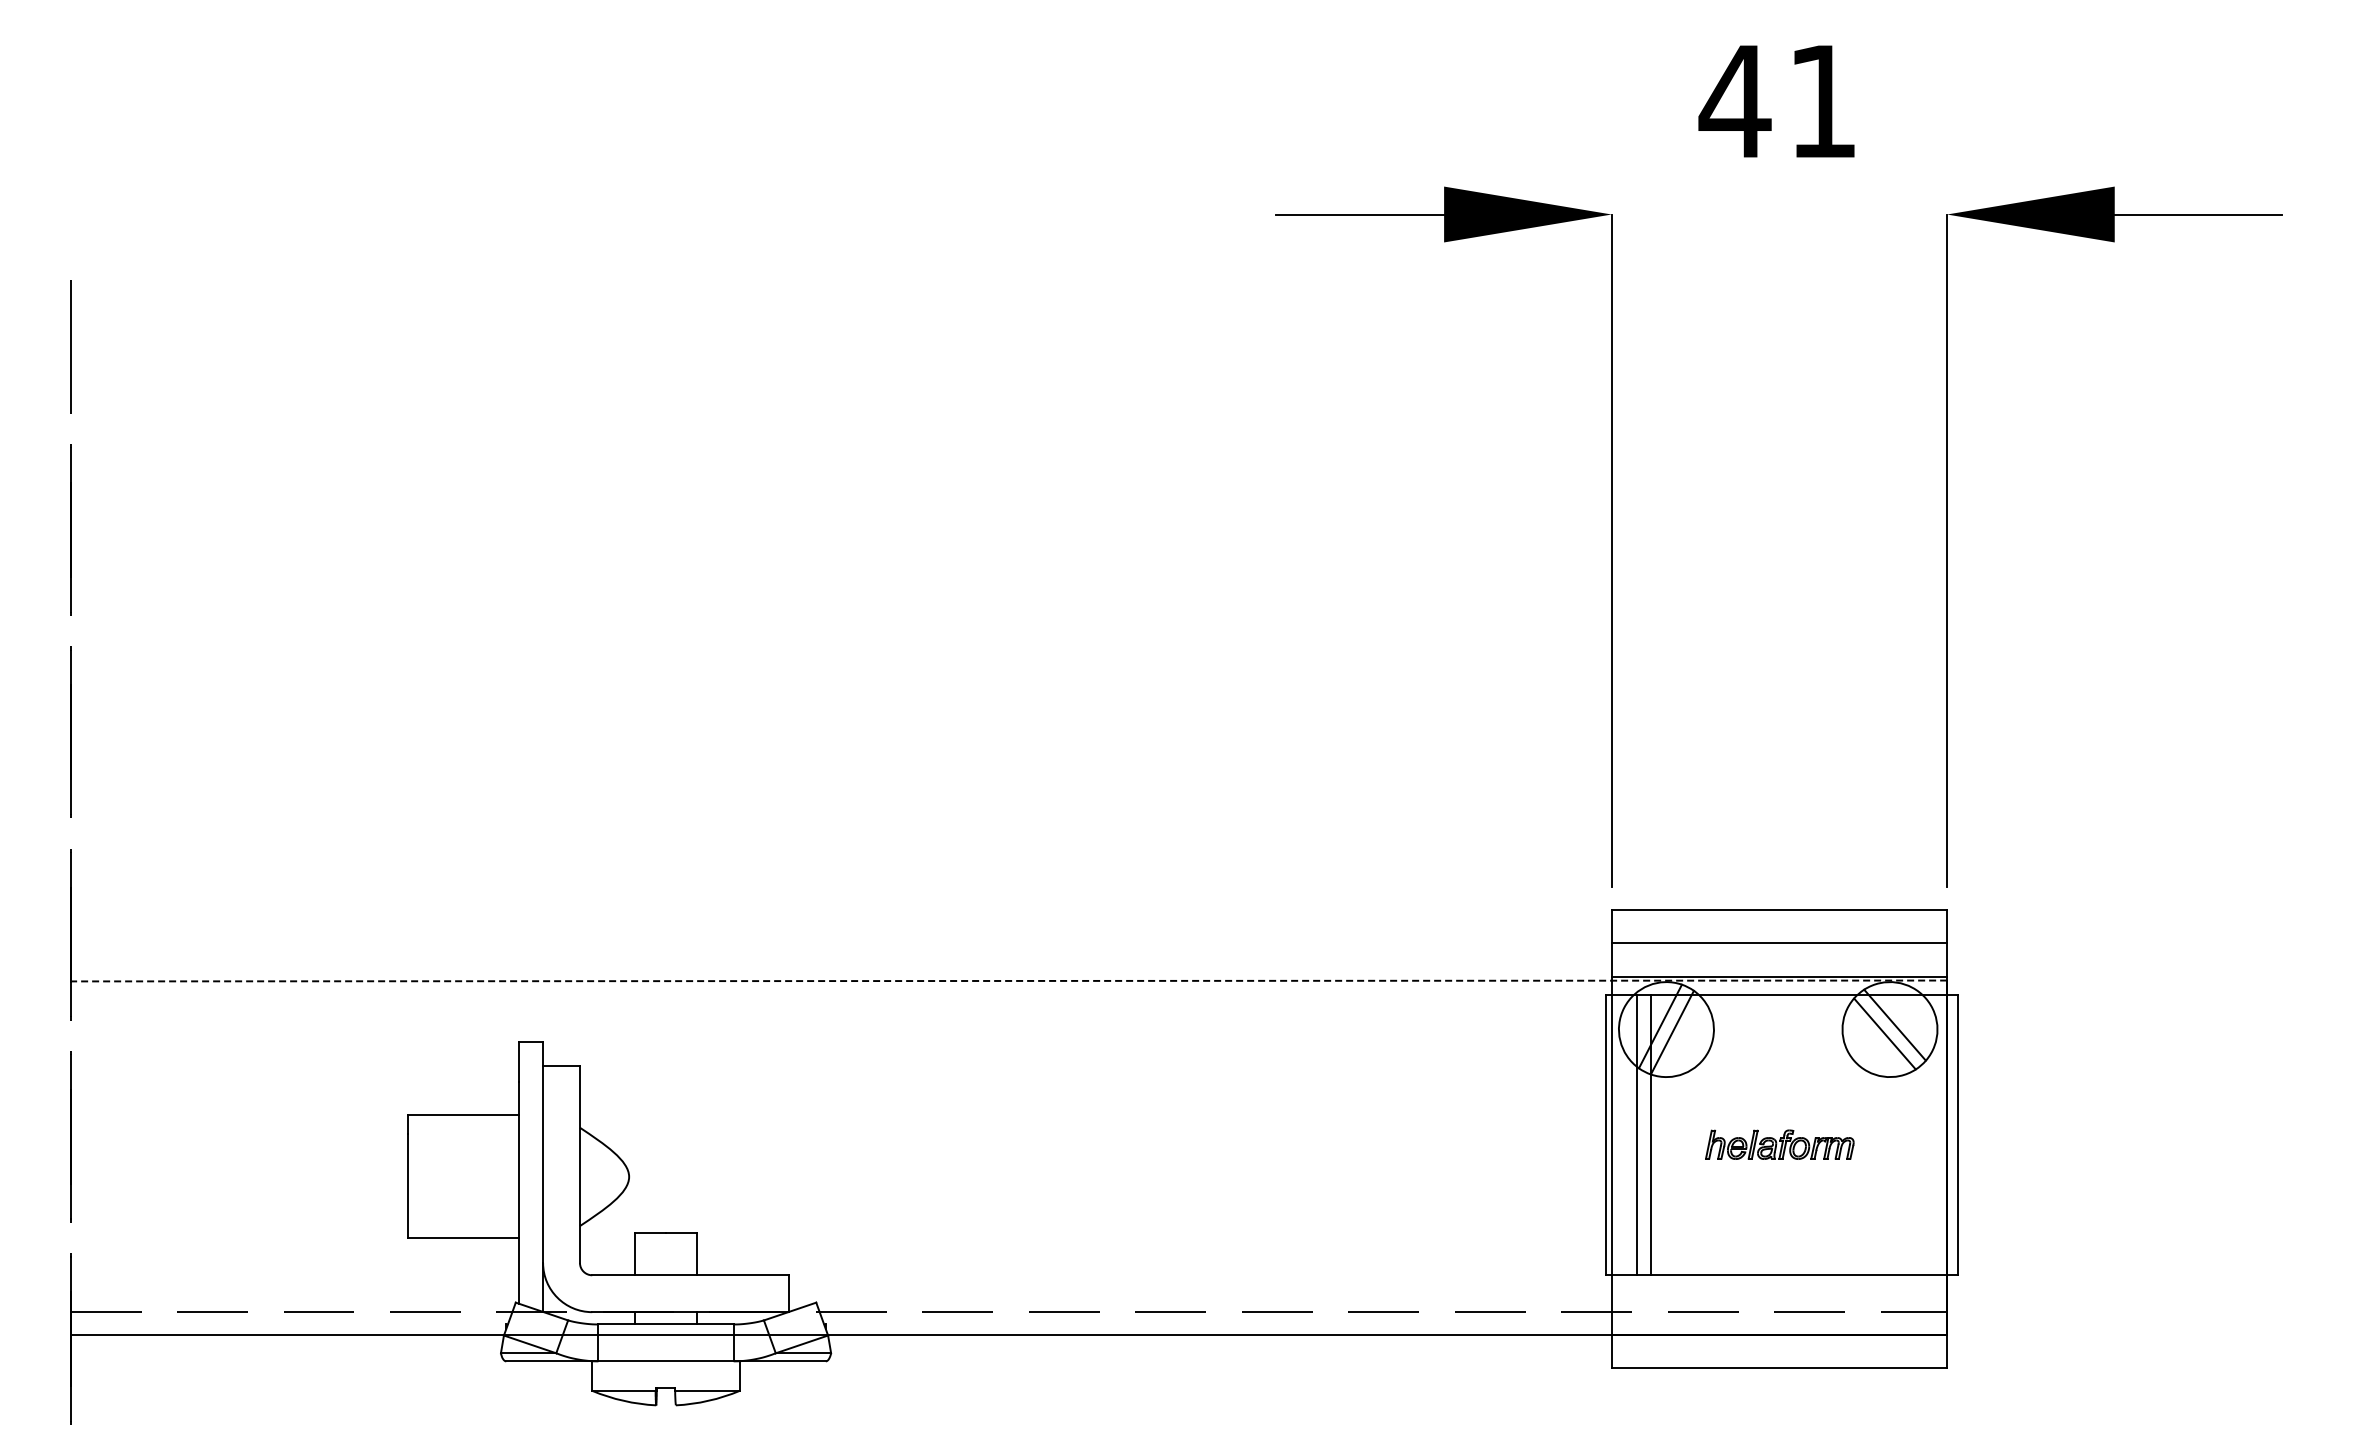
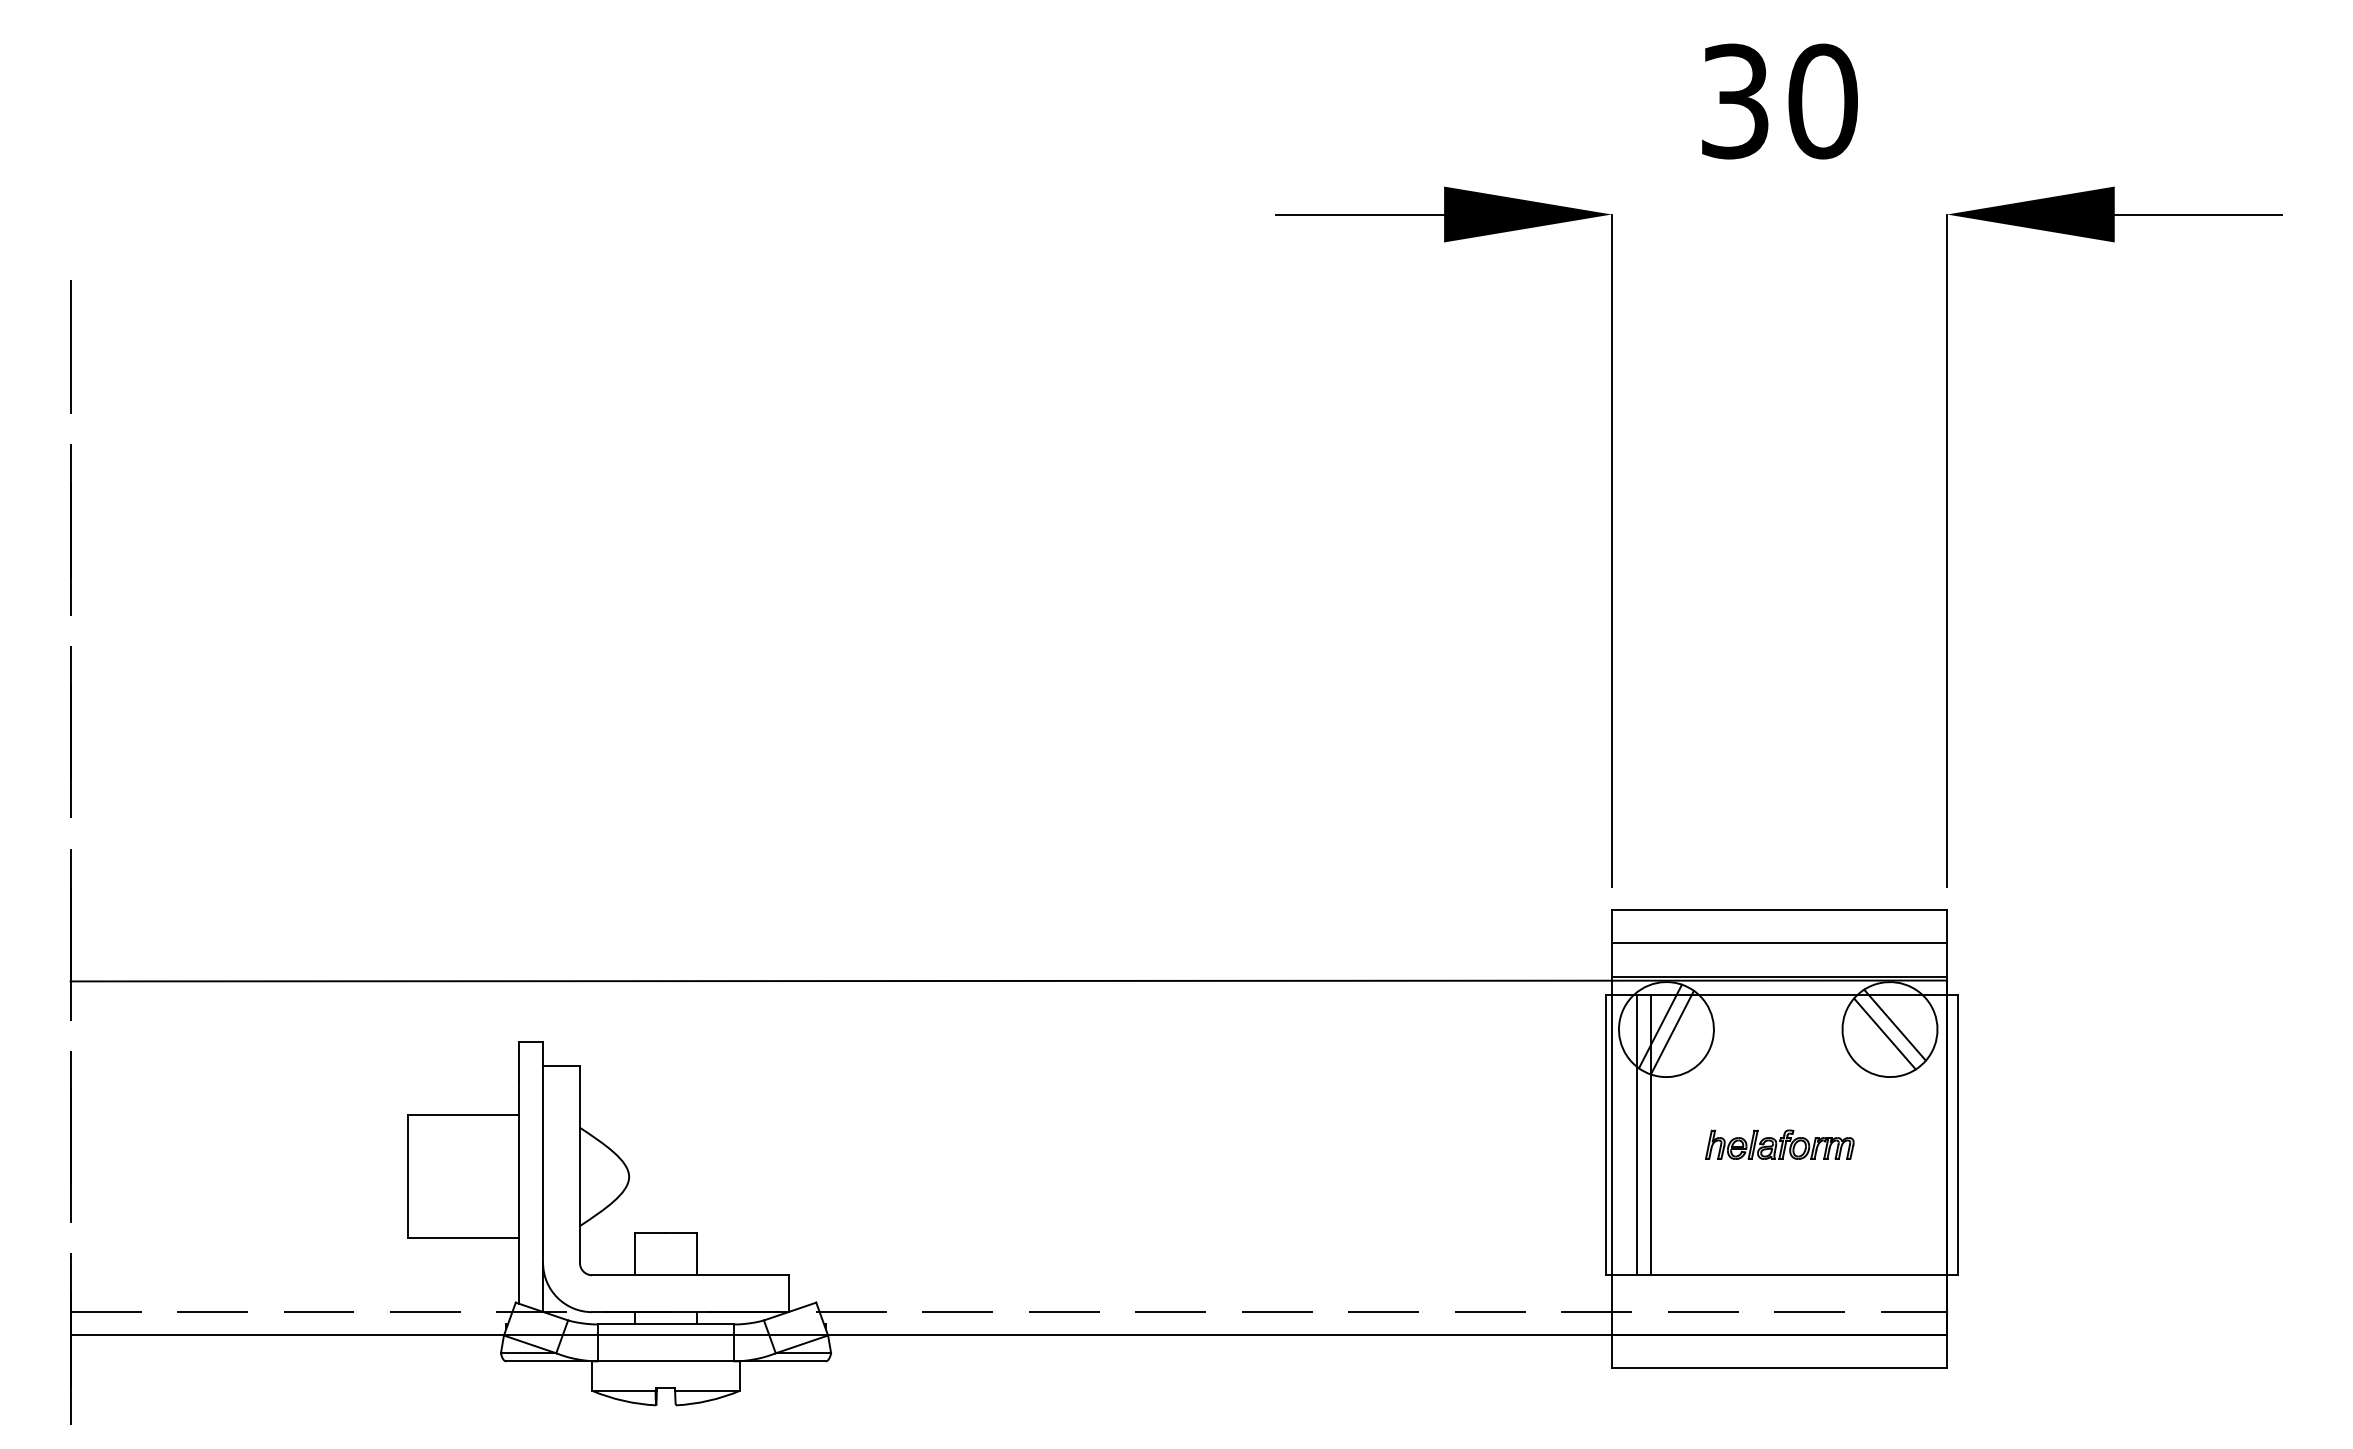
text: 41 -> 30 (1777, 101)
line: dashed -> solid (1008, 980)
